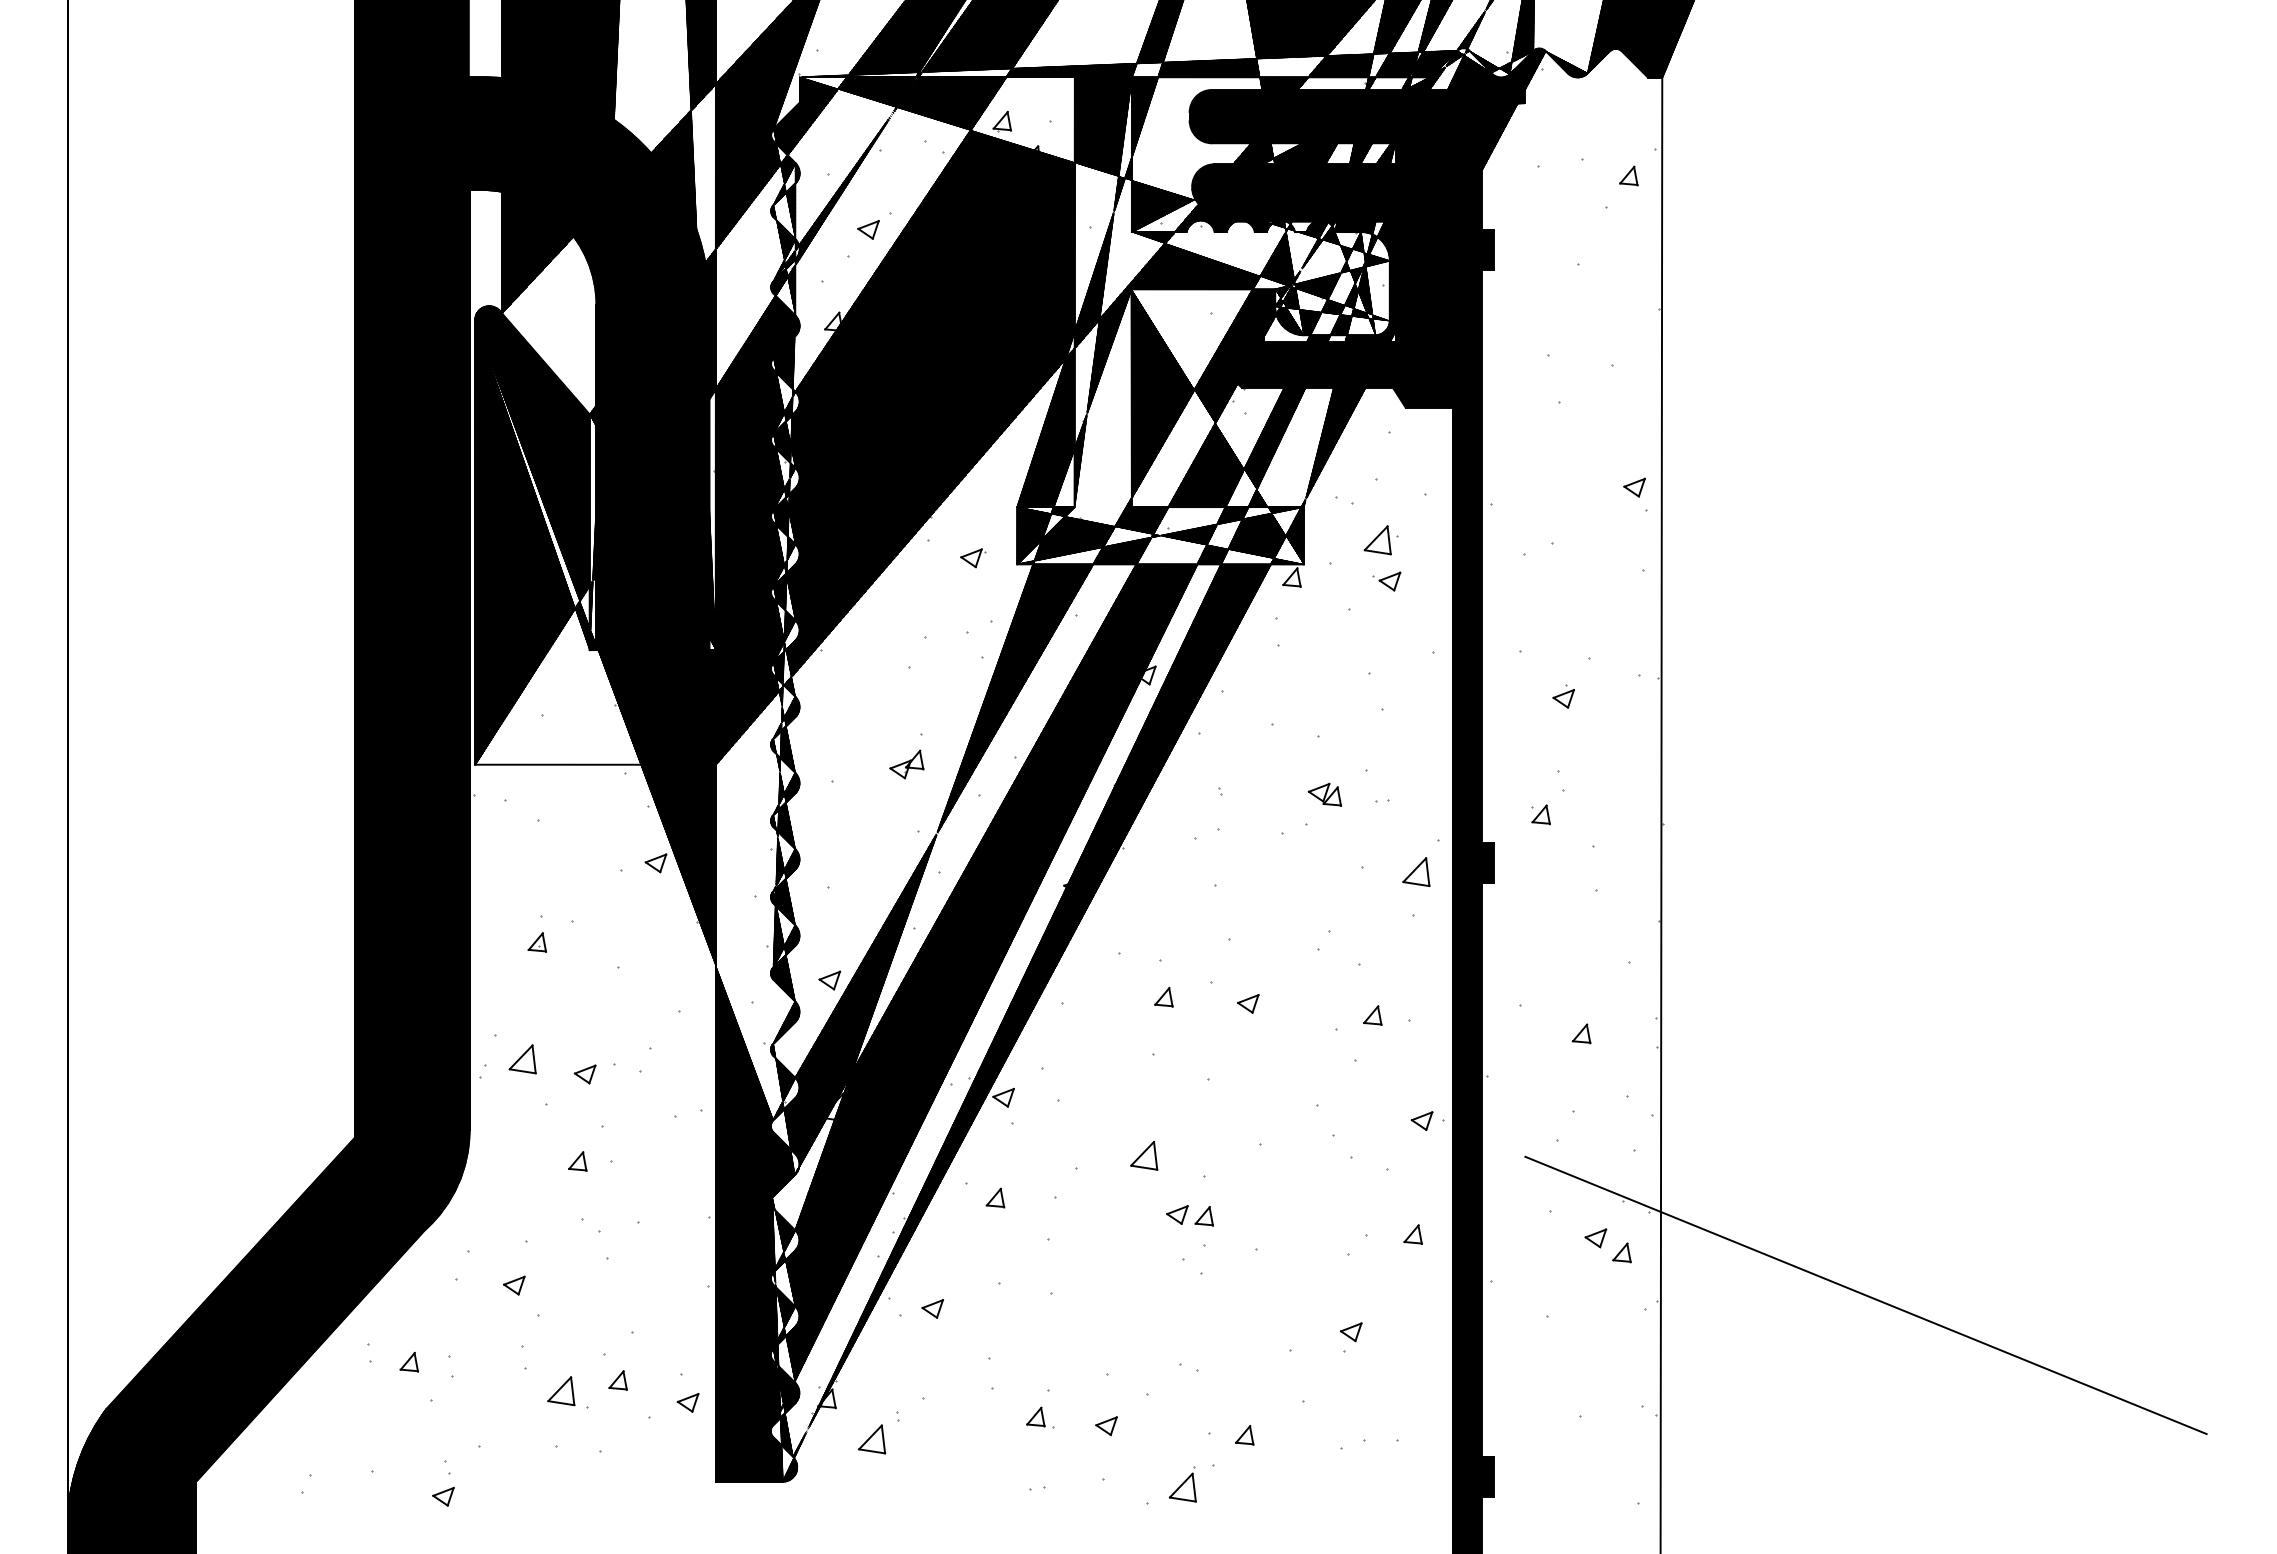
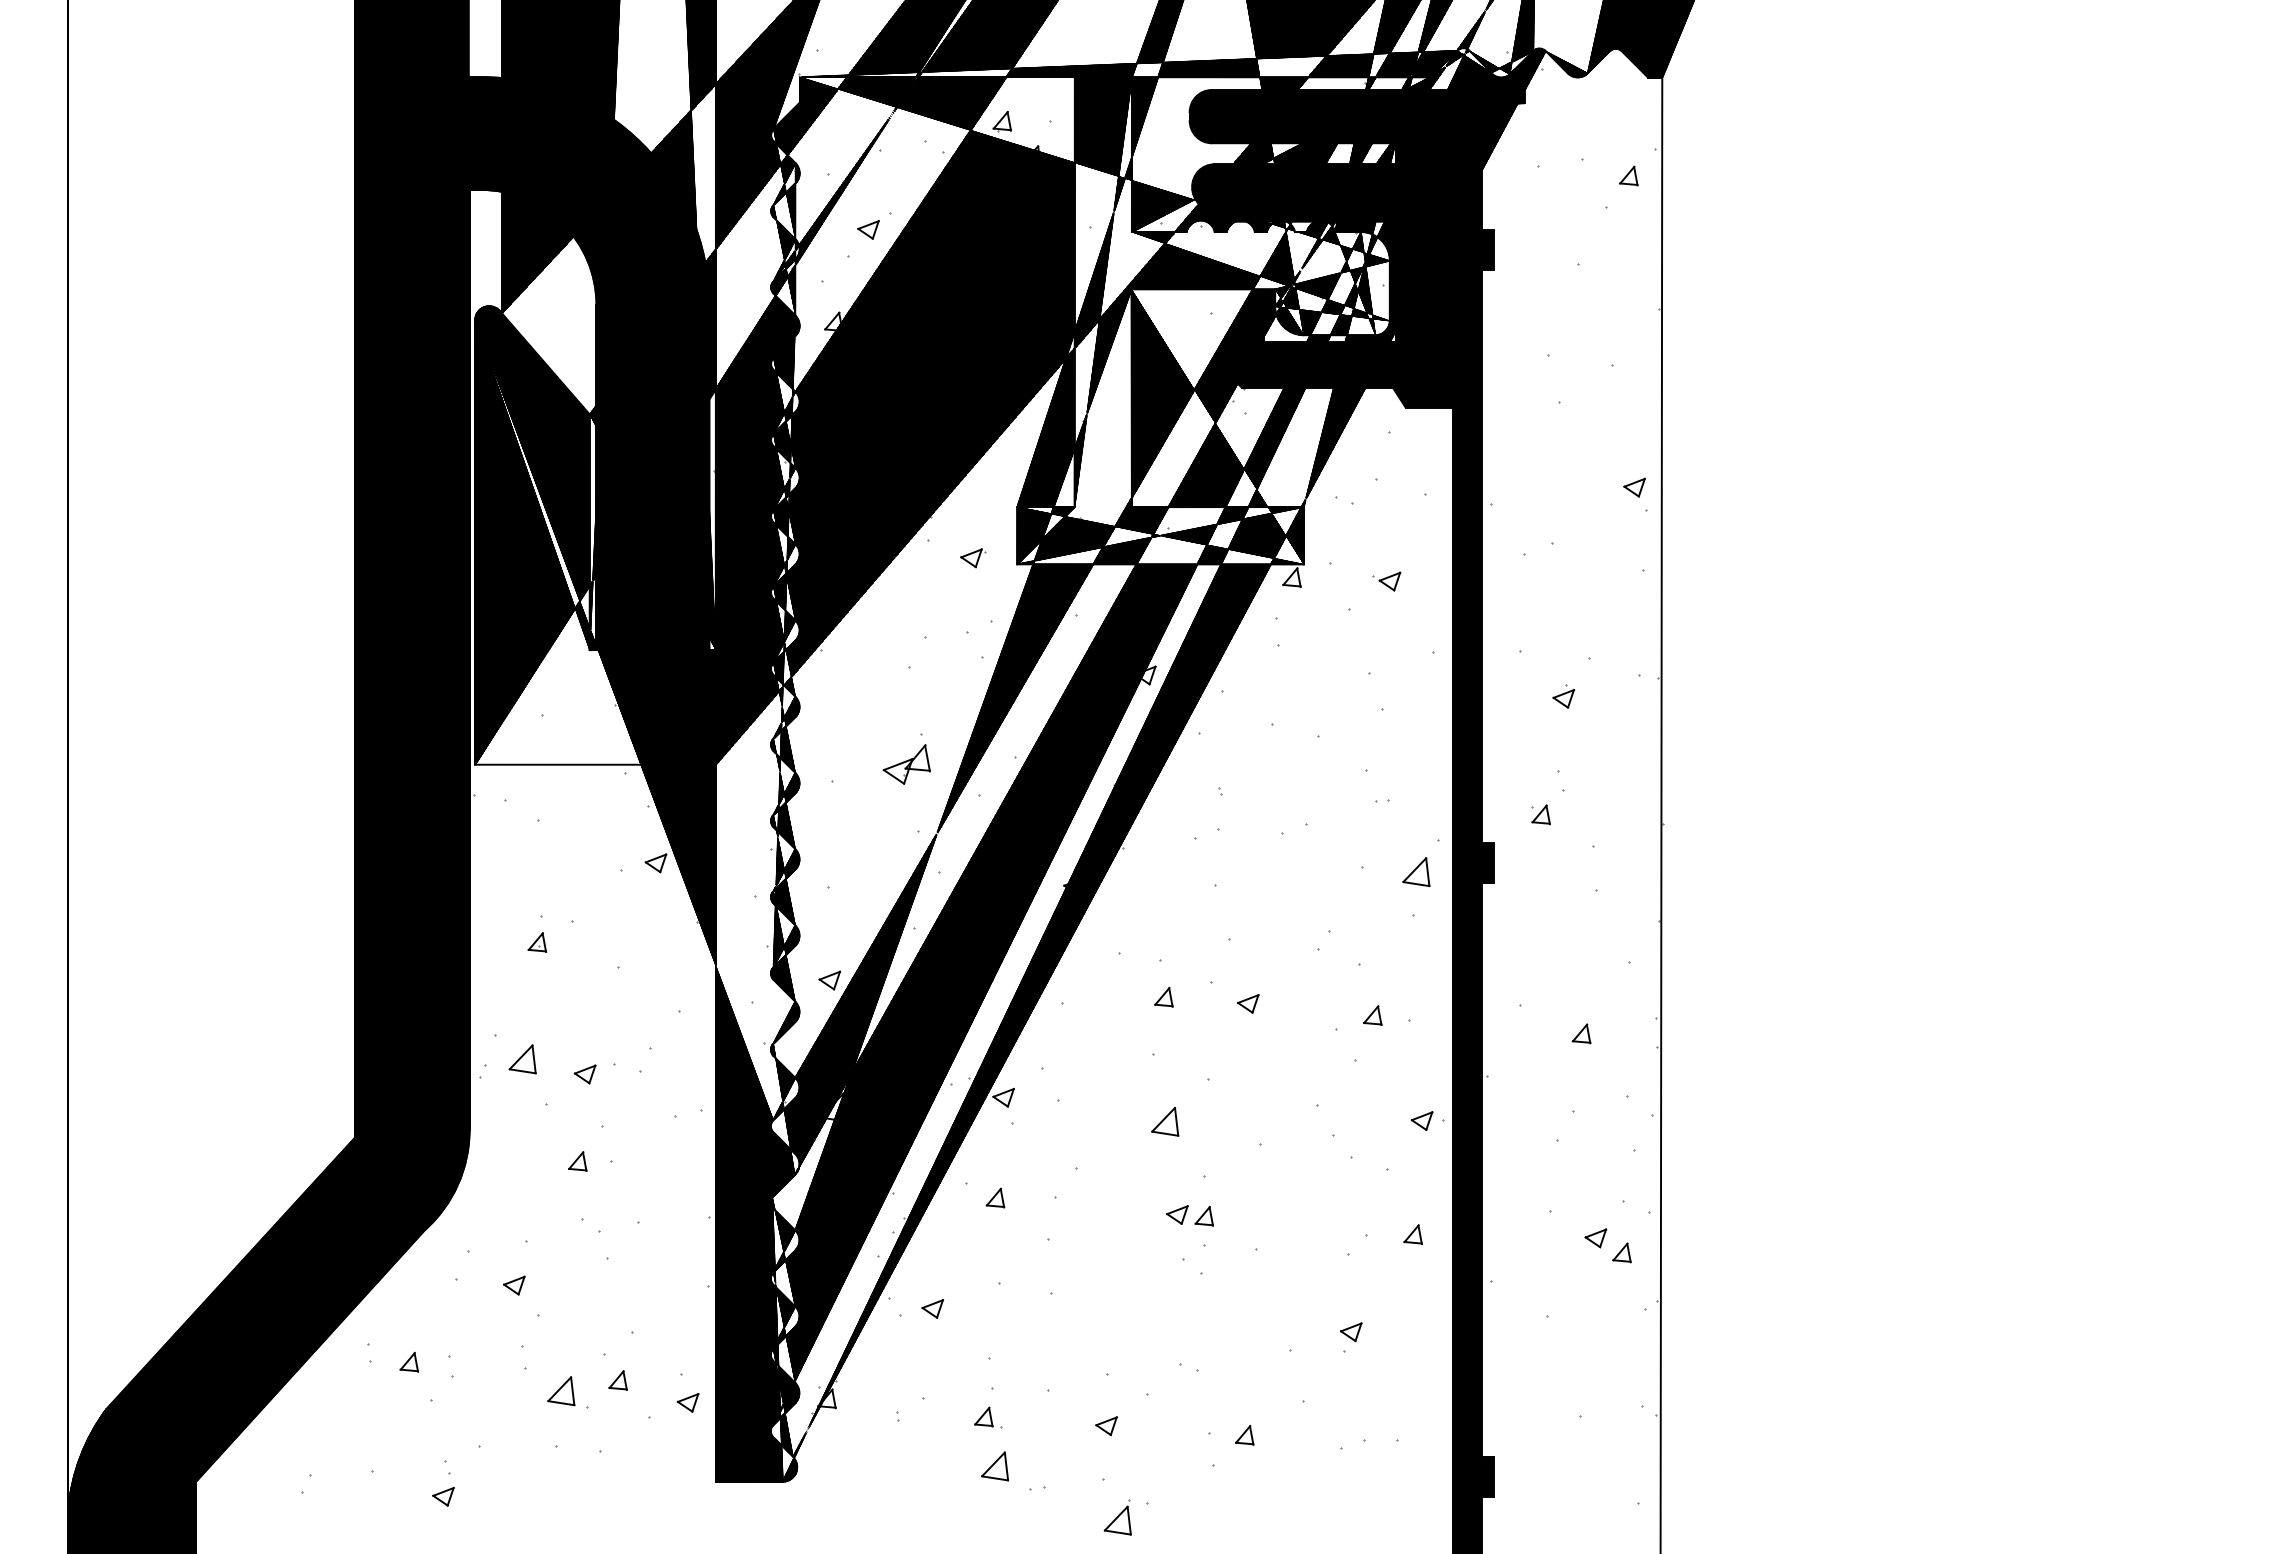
part: present -> none (1380, 540)
part size: 36x31 px -> 49x41 px (906, 764)
part: present -> none (1324, 794)
part position: (1144, 1155) -> (1165, 1121) (1165, 1121)
line: present -> none (1865, 1295)
part position: (1040, 1417) -> (988, 1417) (988, 1417)
part position: (872, 1439) -> (995, 1466) (995, 1466)
part position: (1182, 1484) -> (1117, 1517) (1117, 1517)
